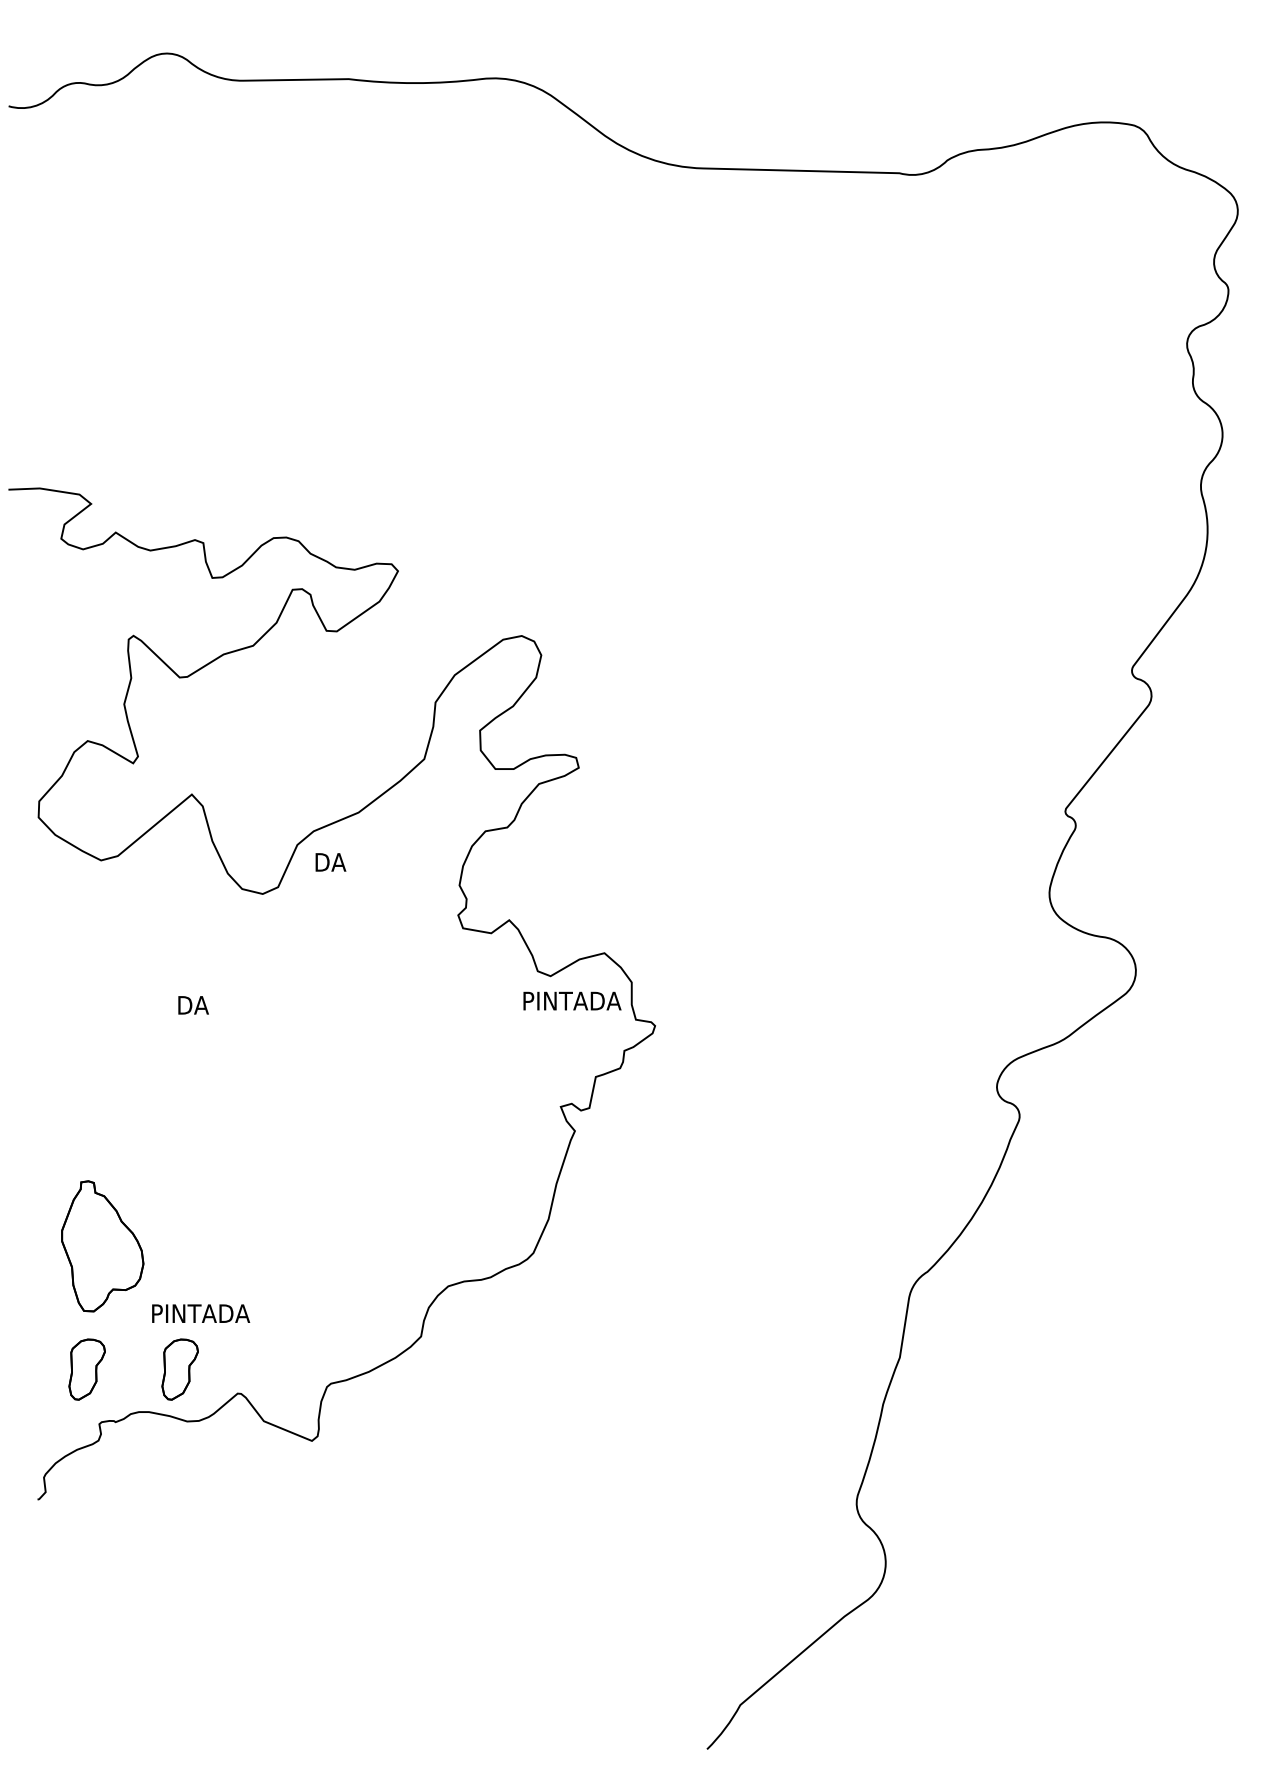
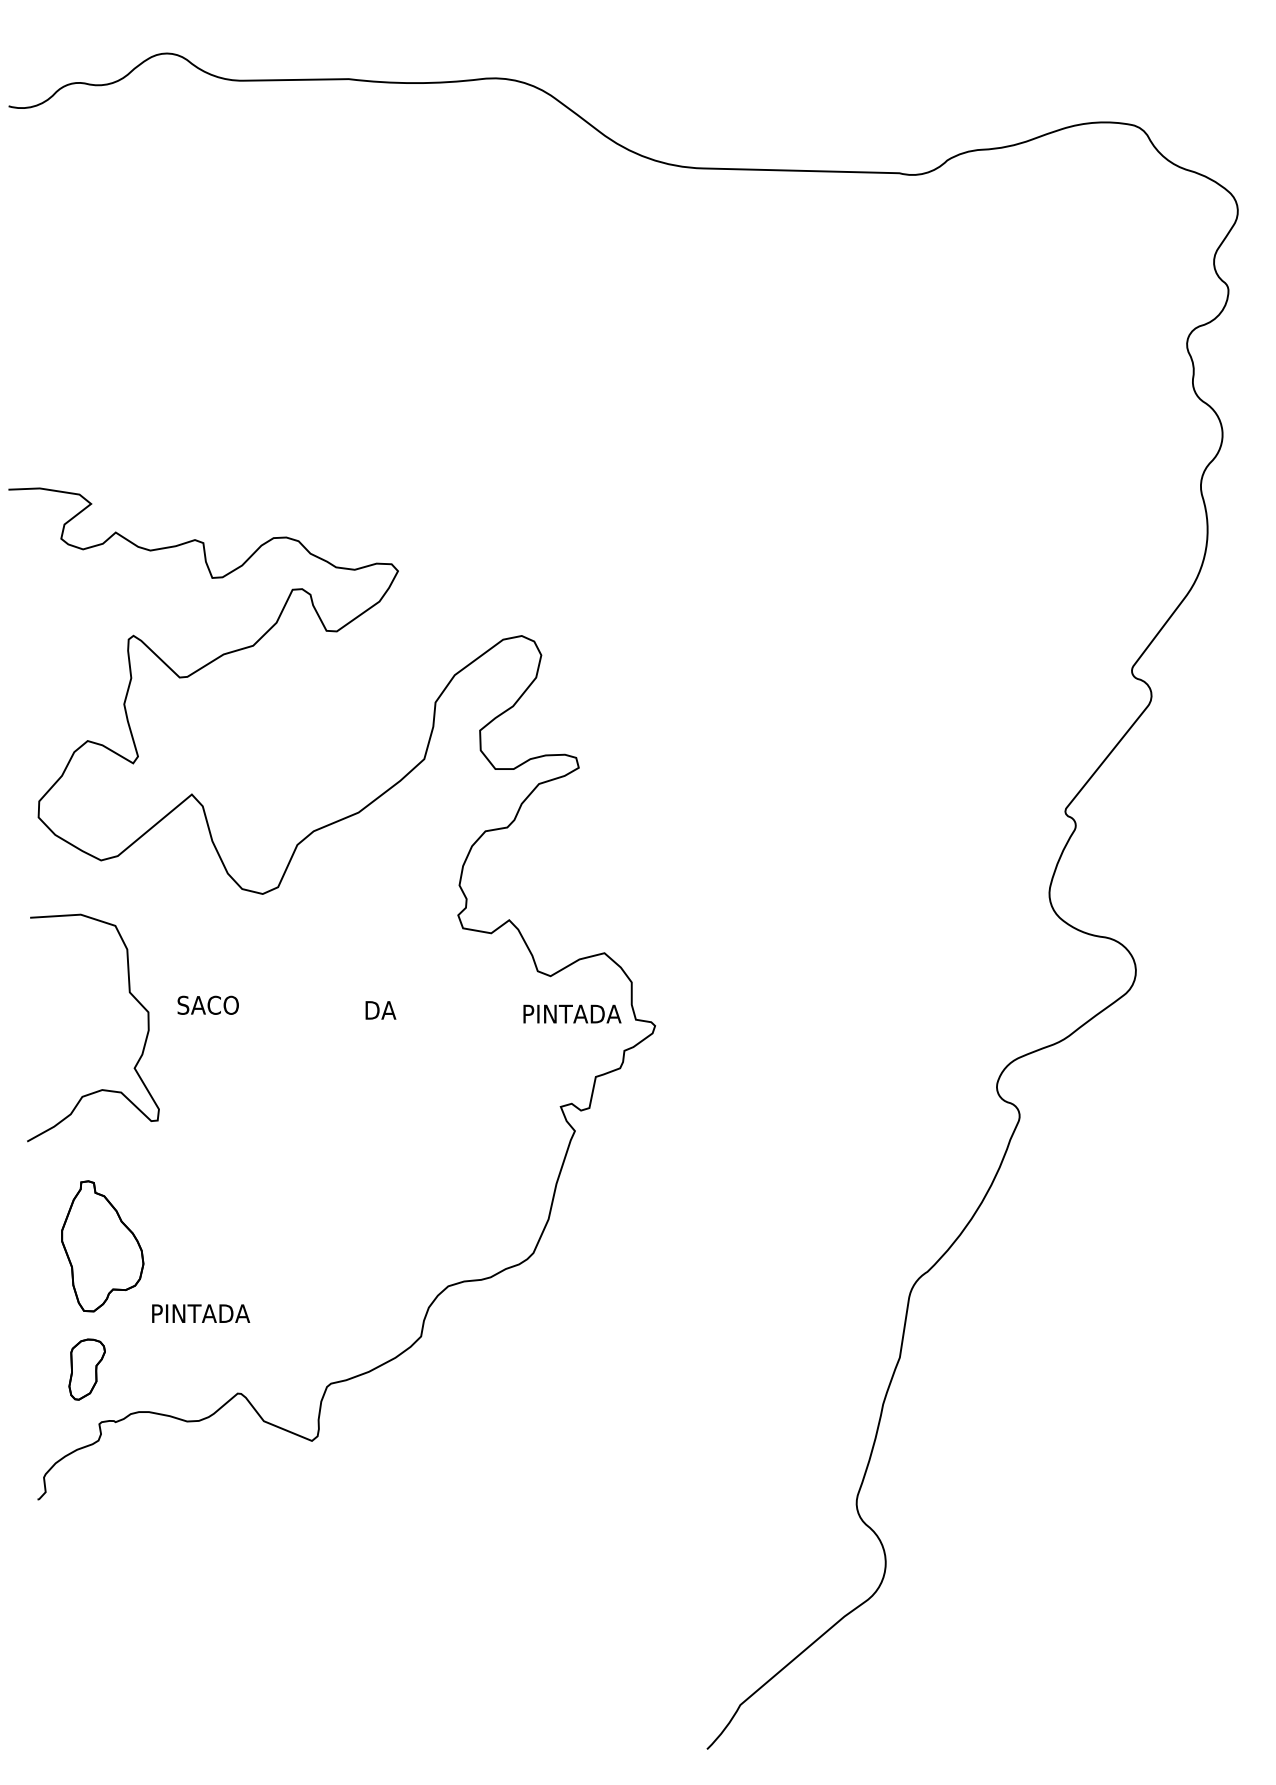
text position: (330, 862) -> (380, 1010) (380, 1010)
curve: none -> present (129, 993)
text position: (572, 1000) -> (572, 1013) (572, 1013)
text: DA -> SACO (207, 1004)
part: present -> none (179, 1369)
